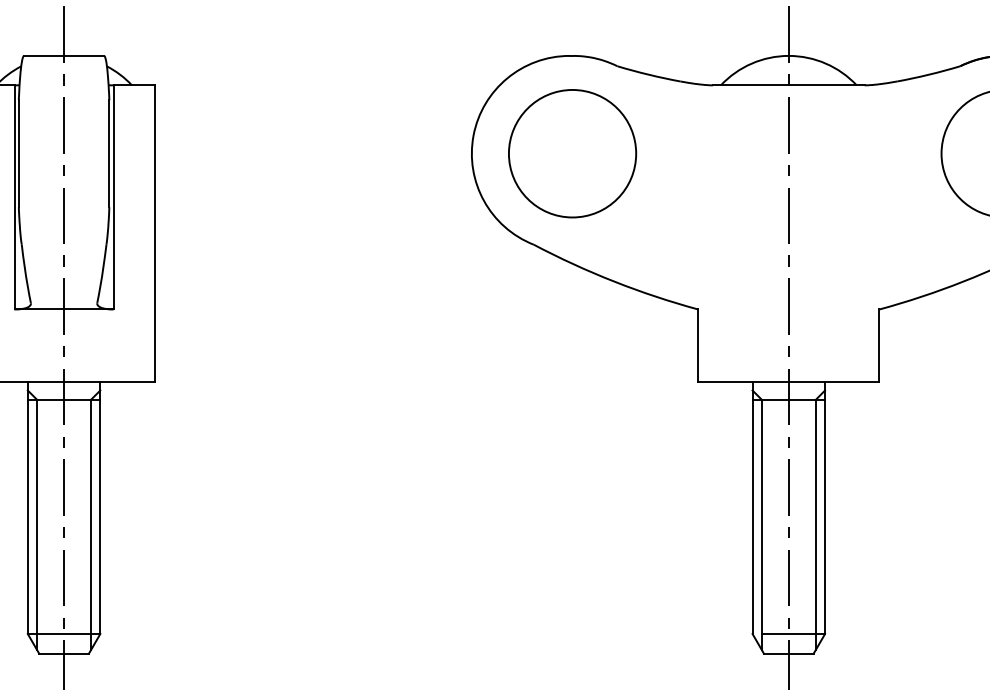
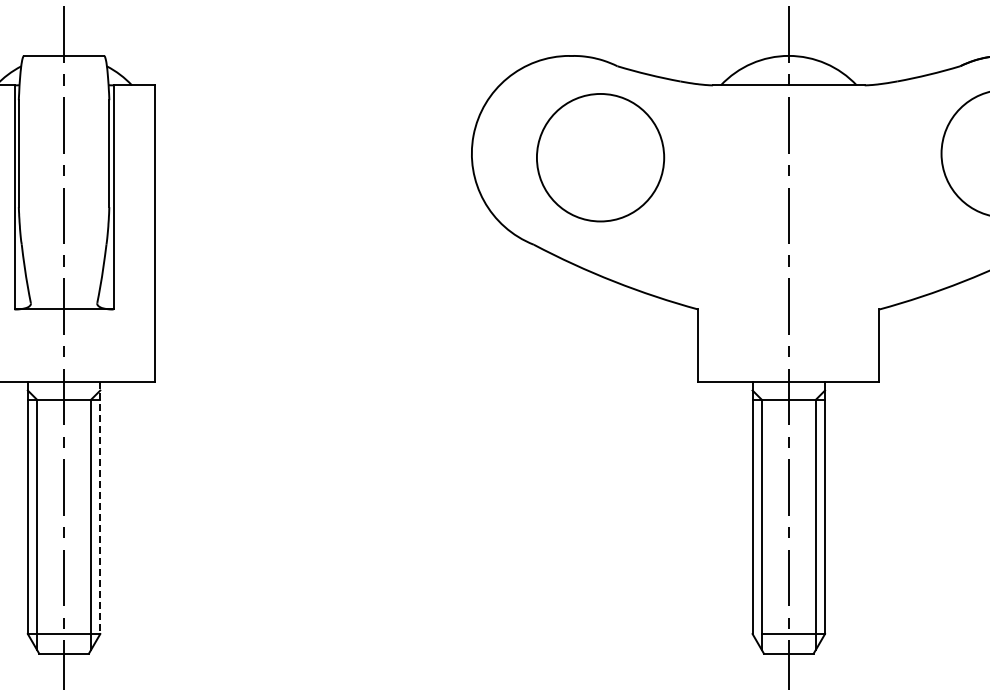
part position: (572, 153) -> (600, 157) (600, 157)
line: solid -> dashed (100, 508)
